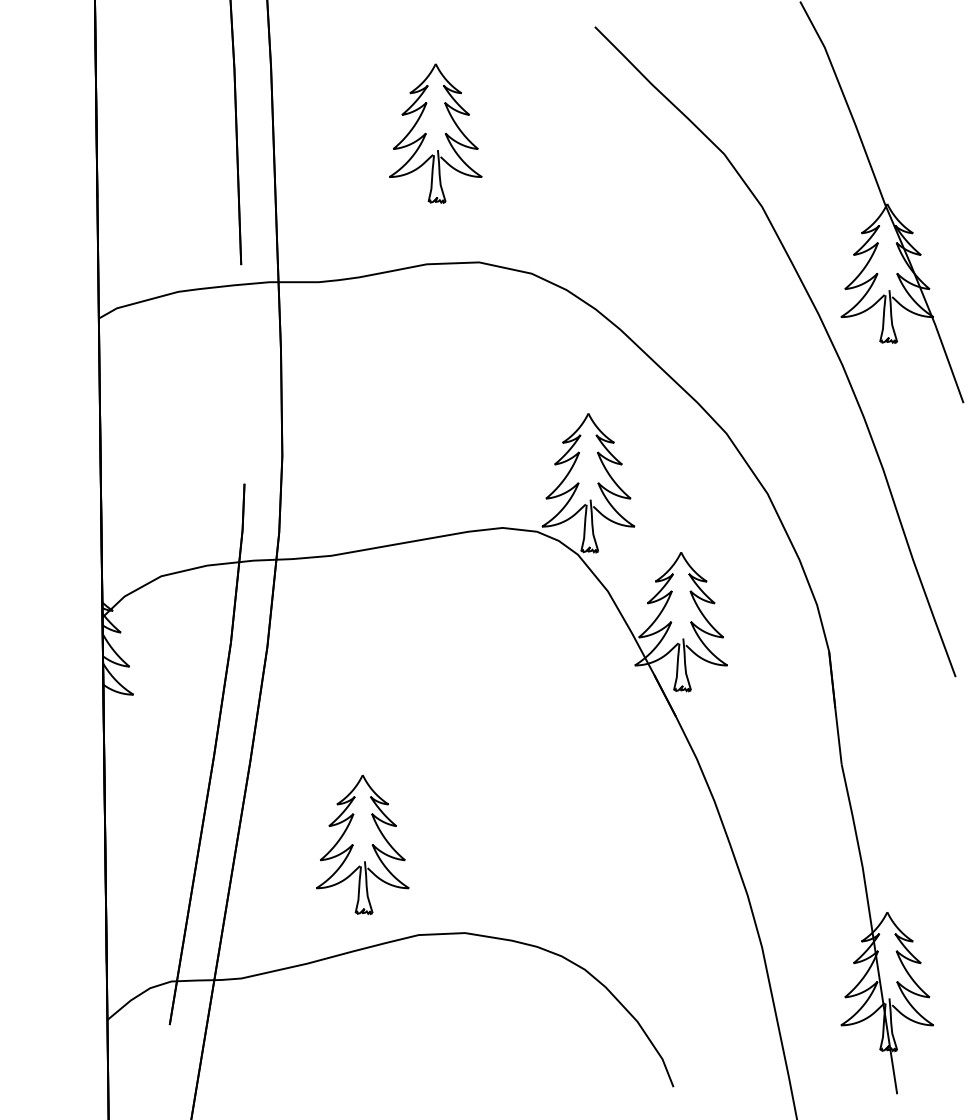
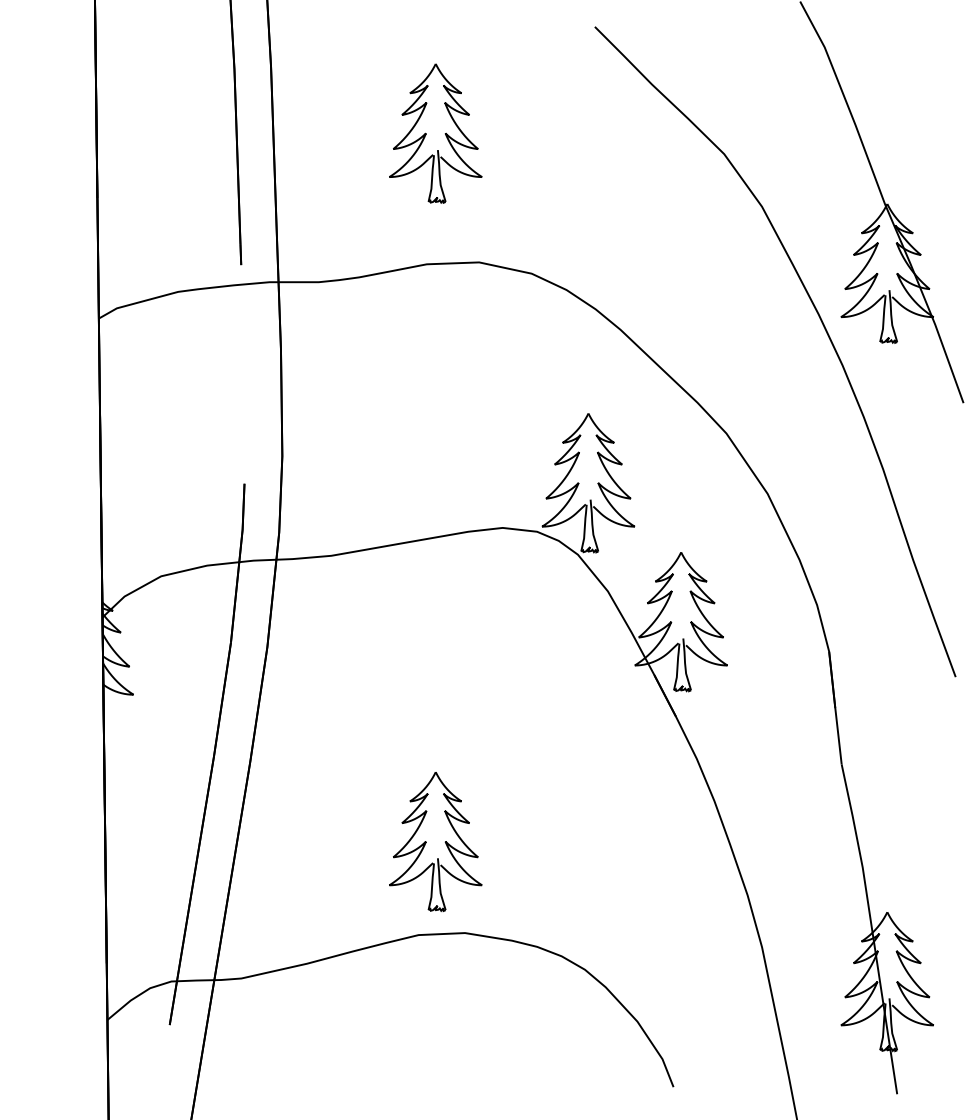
part position: (362, 844) -> (435, 841) (435, 841)
